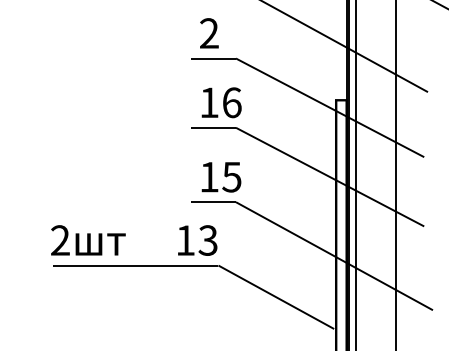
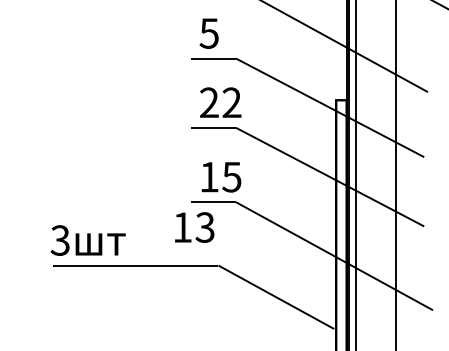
text: 2 -> 5 (208, 33)
text: 16 -> 22 (220, 102)
text: 2 -> 3 (59, 240)
text position: (197, 240) -> (194, 227) (194, 227)
